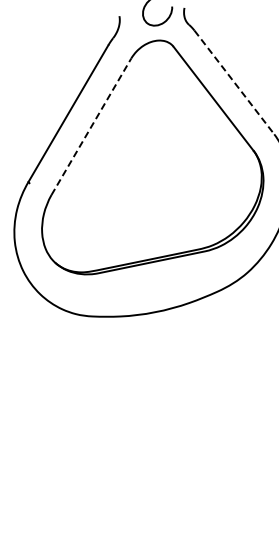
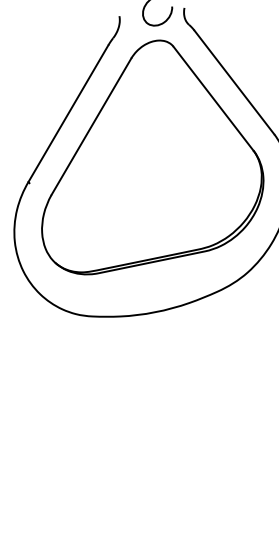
line: dashed -> solid (234, 82)
line: dashed -> solid (91, 126)
